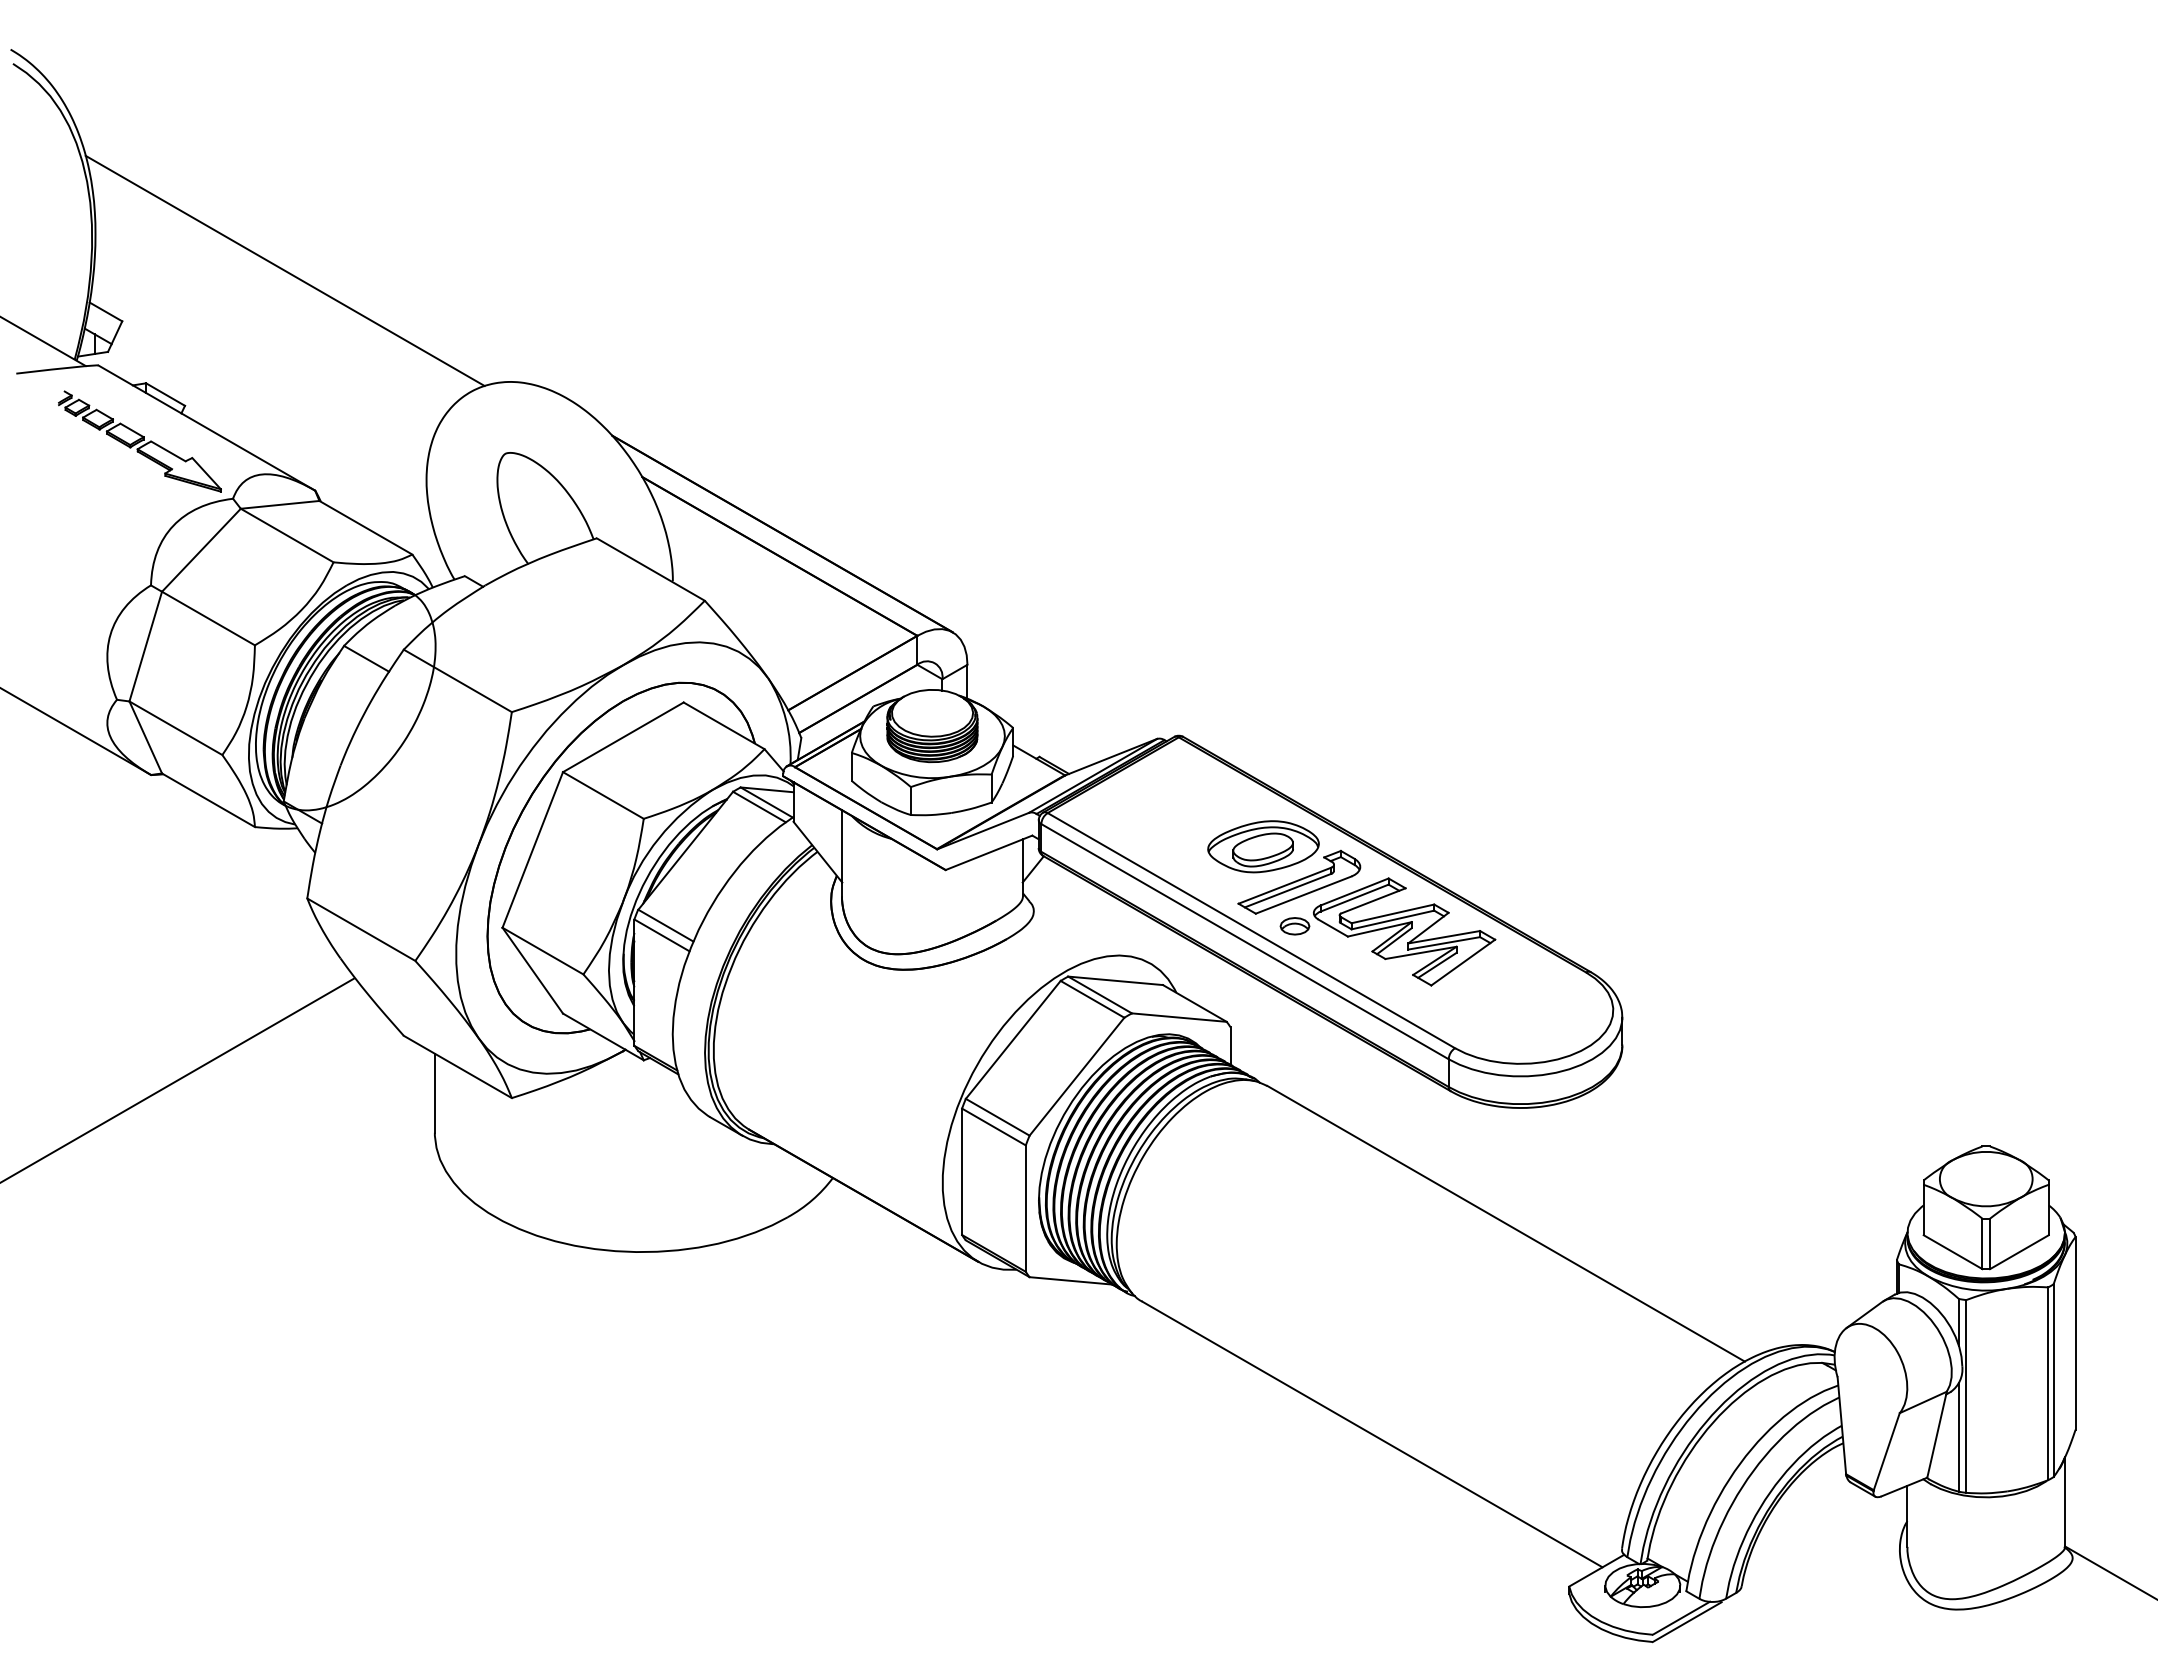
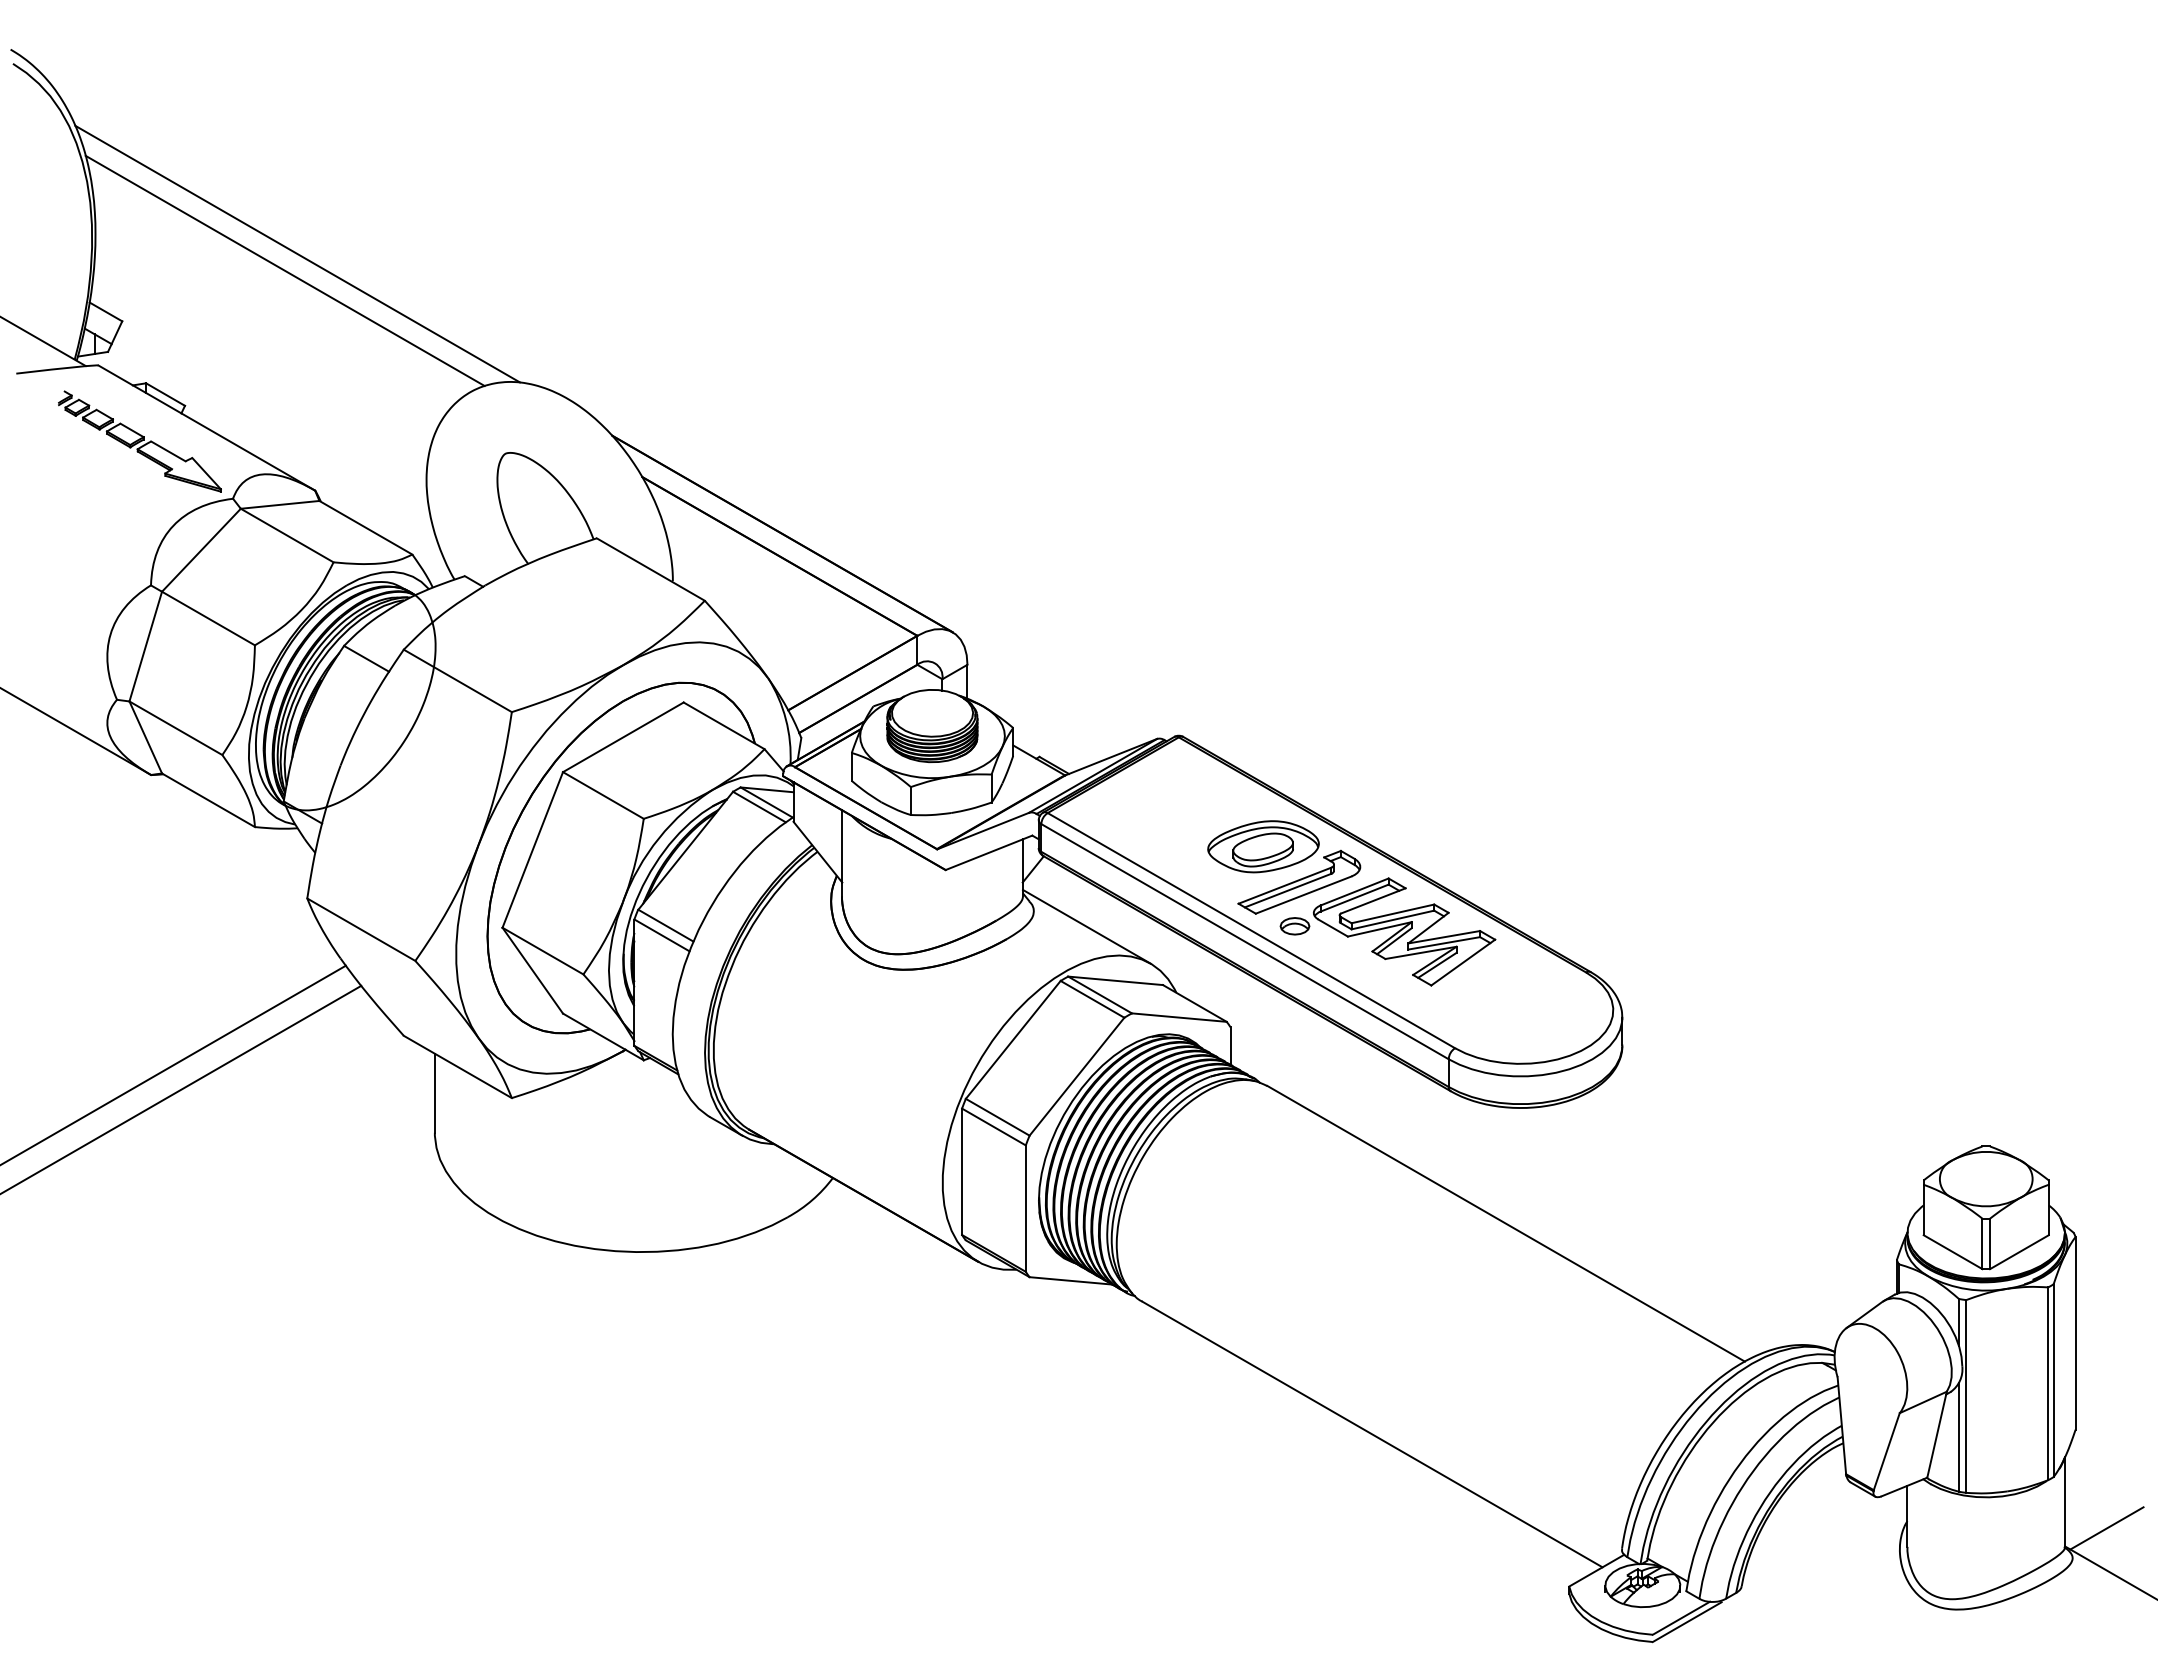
line: none -> present (297, 253)
line: none -> present (1086, 926)
line position: (177, 1079) -> (173, 1064) (173, 1064)
line: none -> present (181, 1088)
line: none -> present (2106, 1528)
